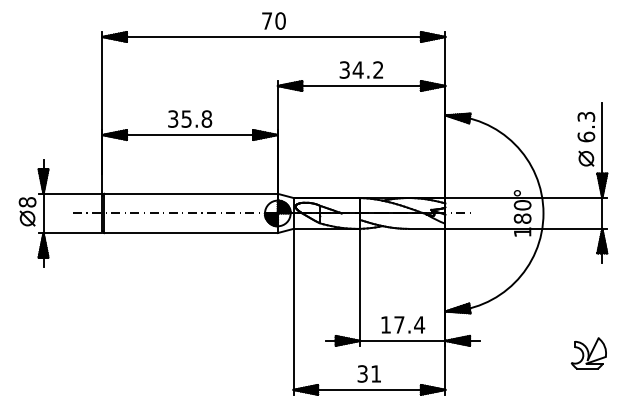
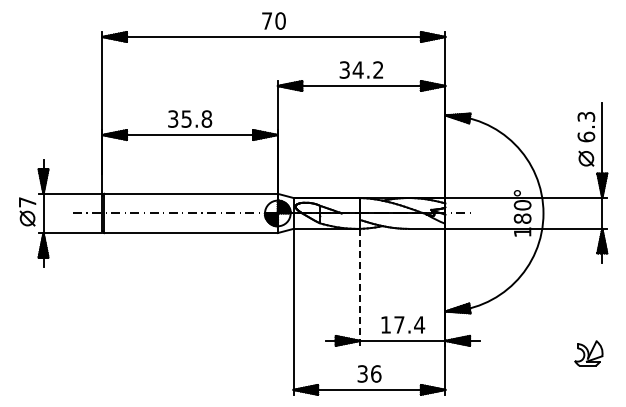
text: 8 -> 7 (27, 202)
line: solid -> dashed (360, 287)
part size: 37x33 px -> 30x27 px (588, 353)
text: 31 -> 36 (376, 373)
